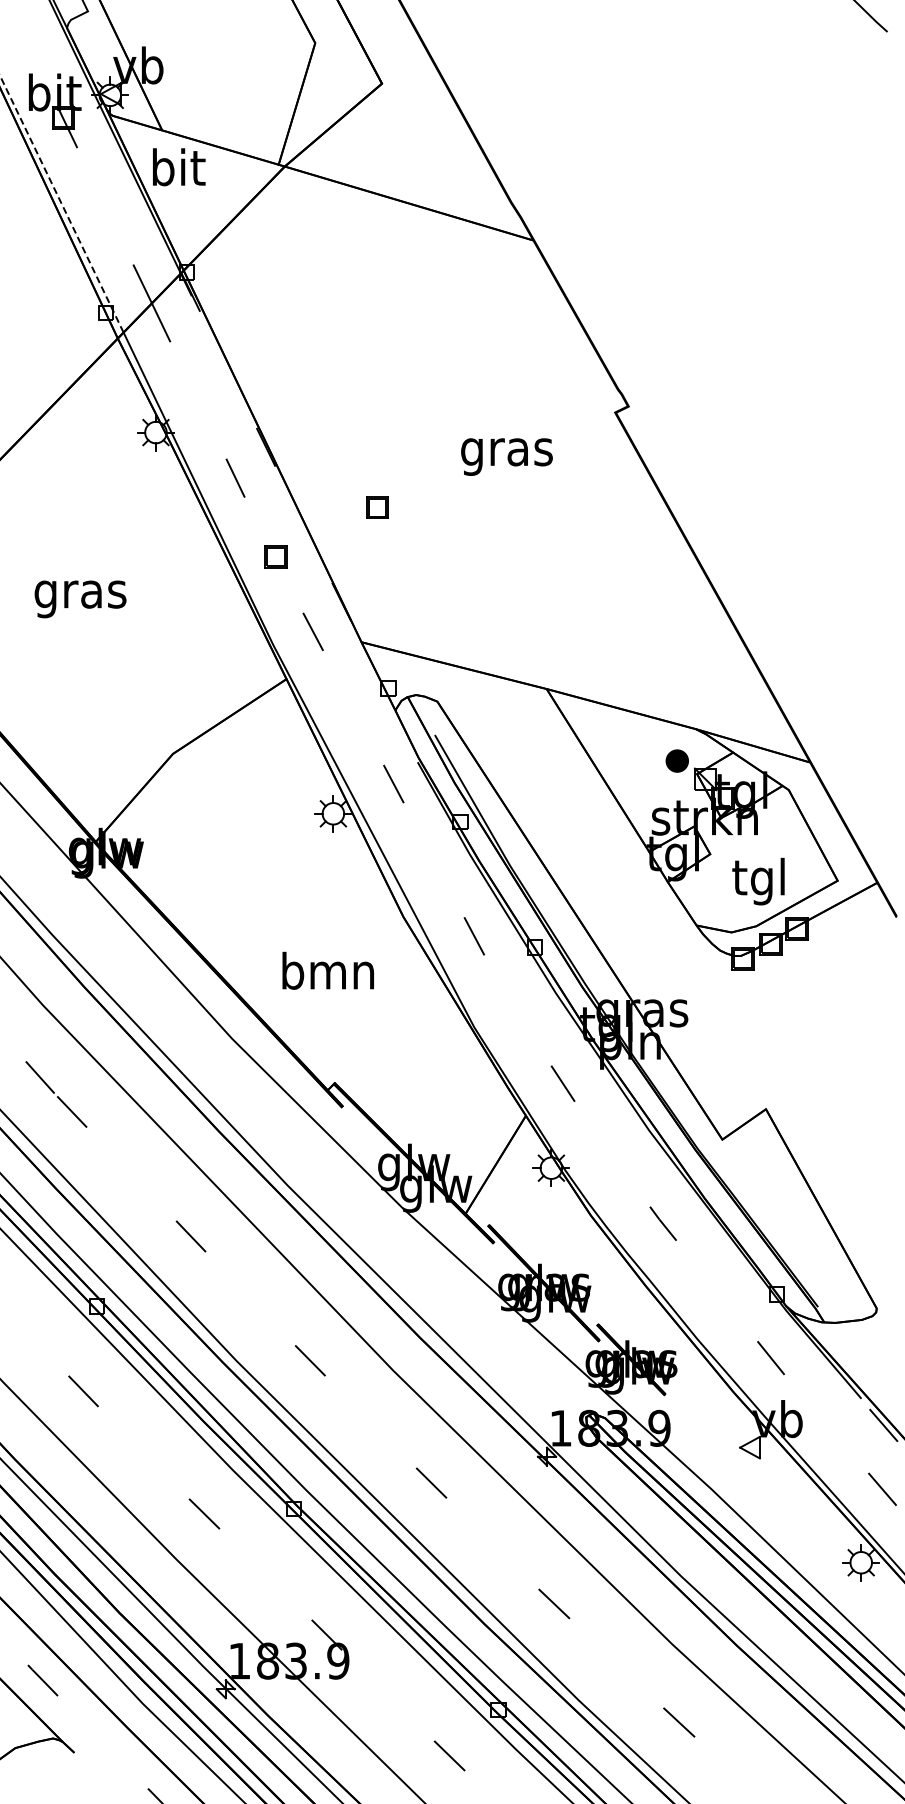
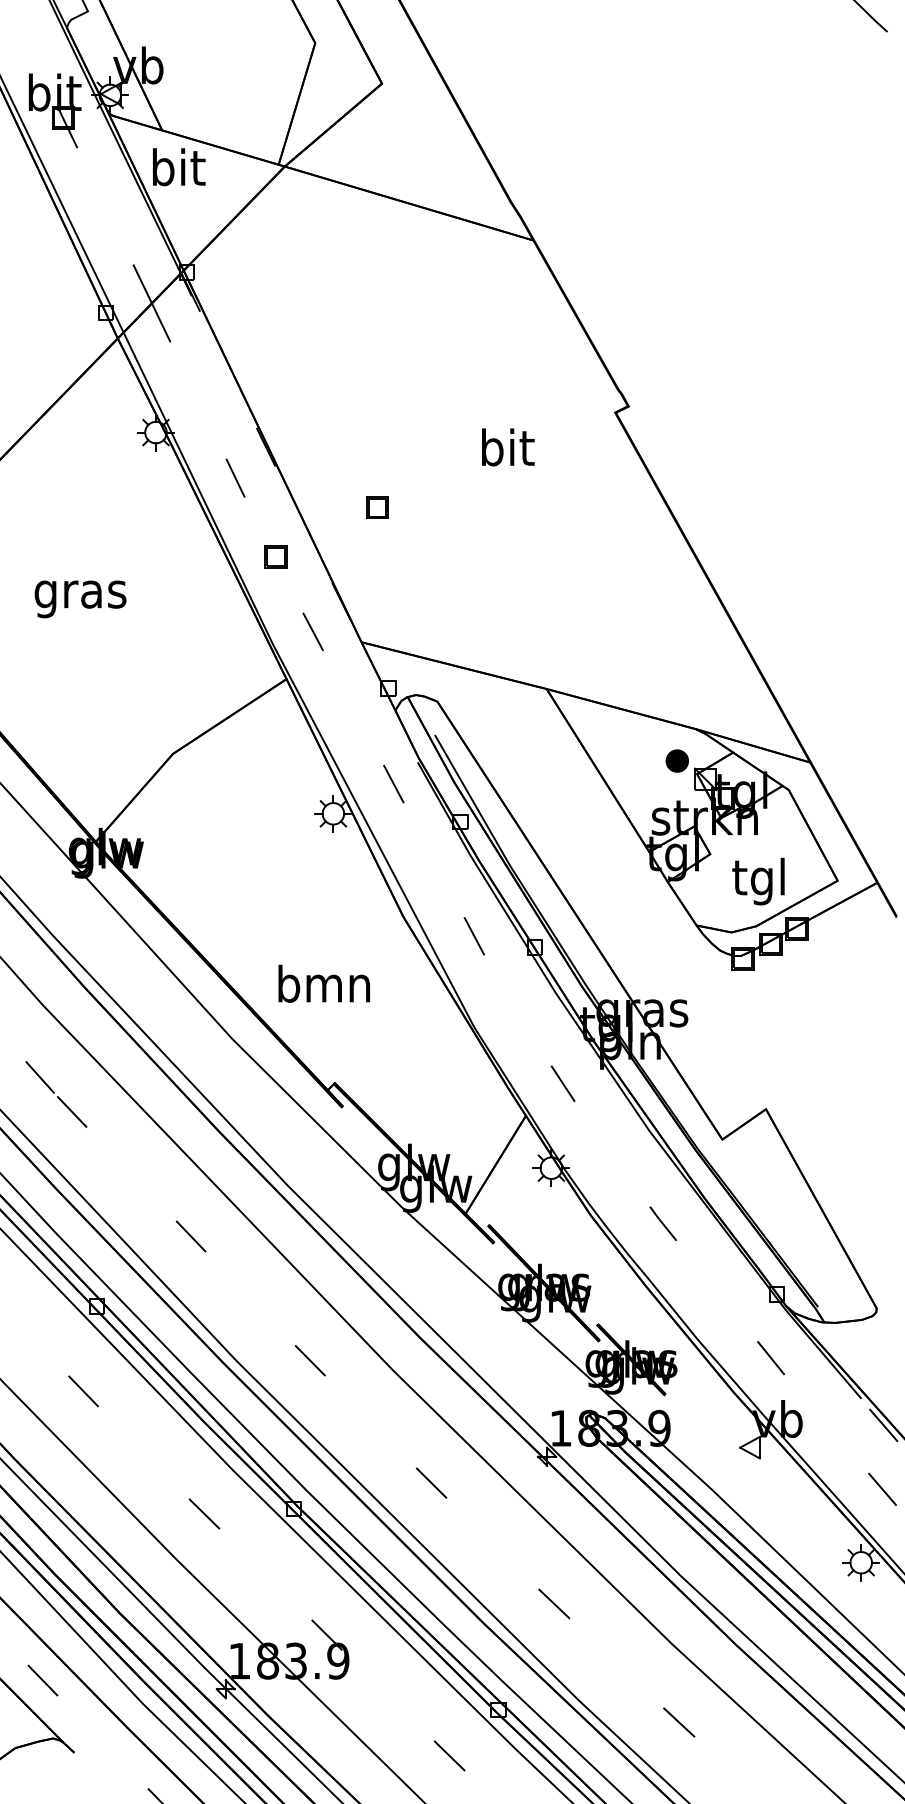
line: dashed -> solid (61, 203)
text: gras -> bit (506, 451)
text position: (327, 970) -> (323, 983) (323, 983)
